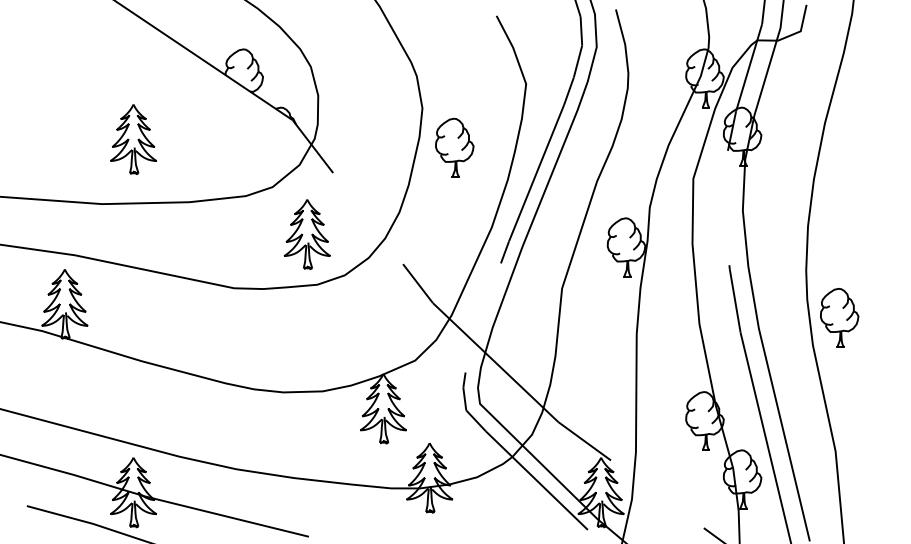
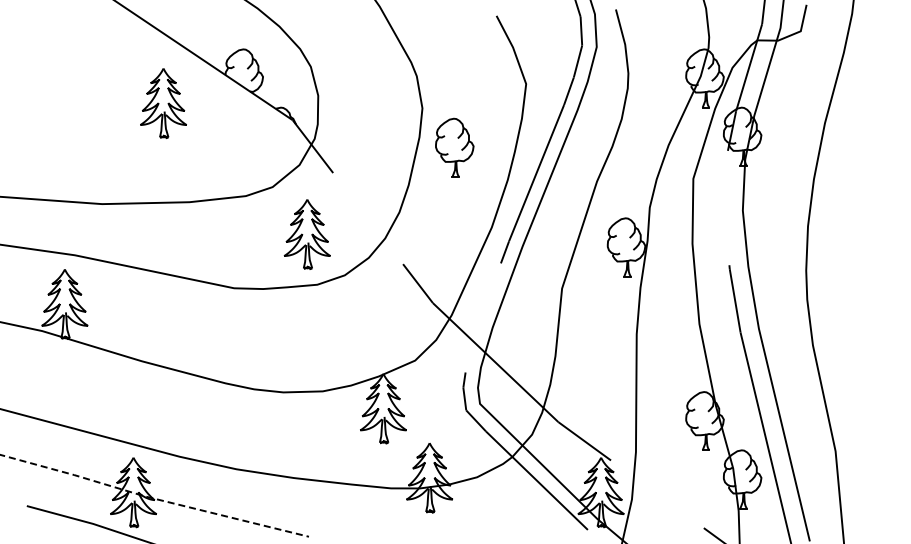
part position: (133, 139) -> (163, 103) (163, 103)
part: present -> none (839, 317)
line: solid -> dashed (153, 498)
